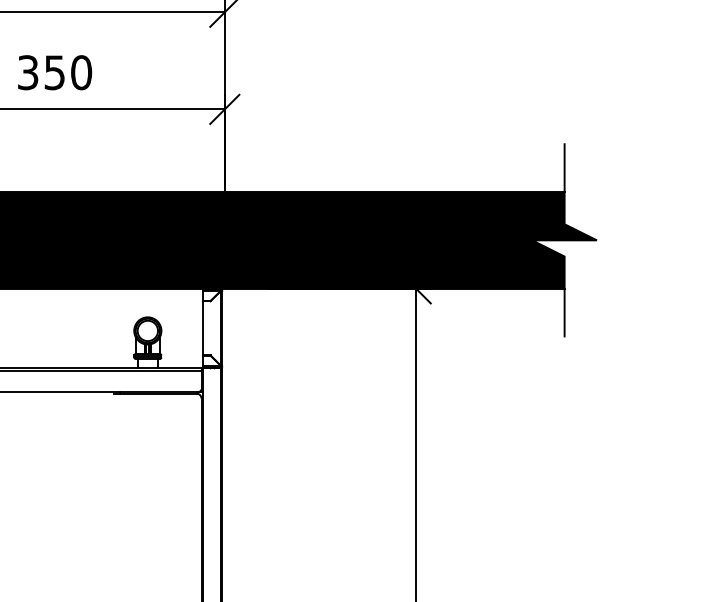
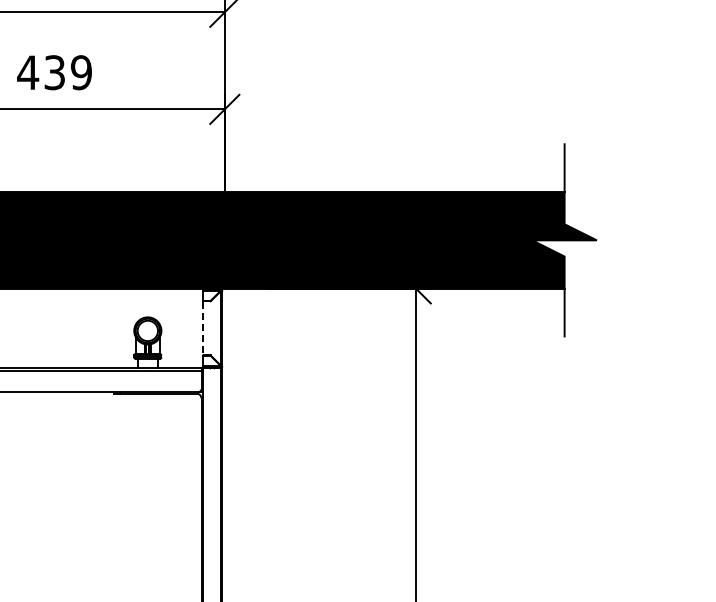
text: 350 -> 439 (54, 72)
line: solid -> dashed (202, 328)
